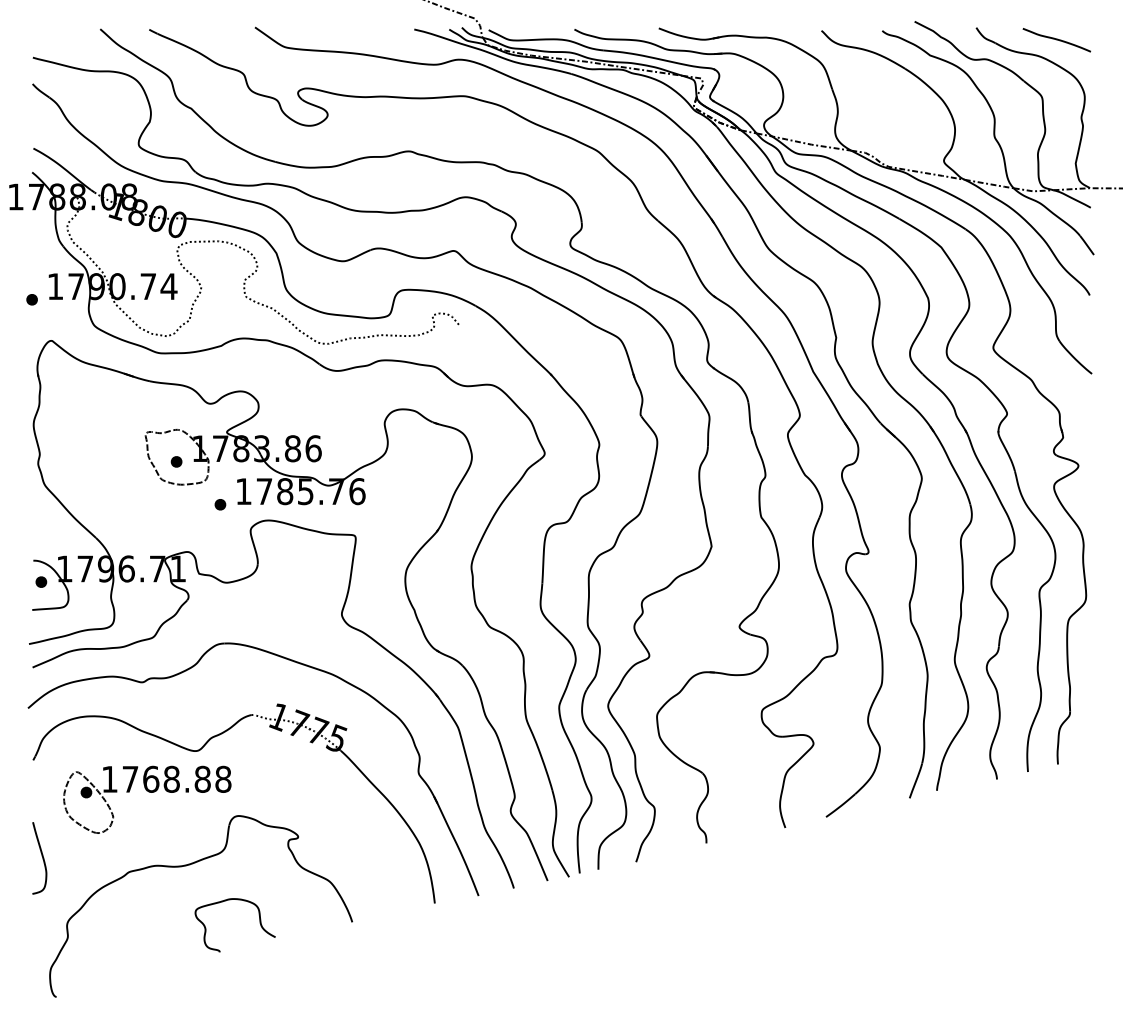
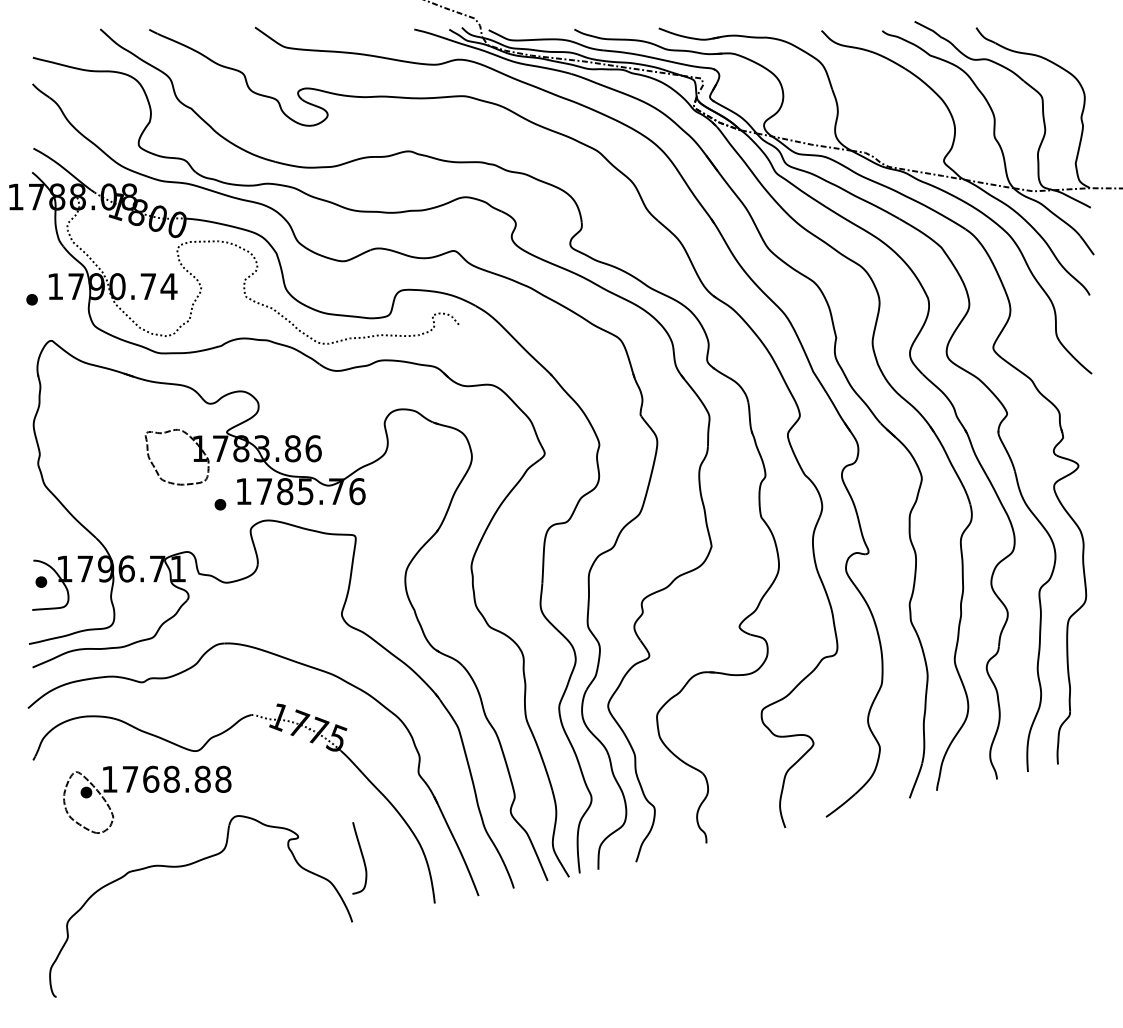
curve: present -> none (1056, 40)
part: present -> none (176, 461)
curve position: (41, 856) -> (361, 856) (361, 856)
curve: present -> none (259, 923)
